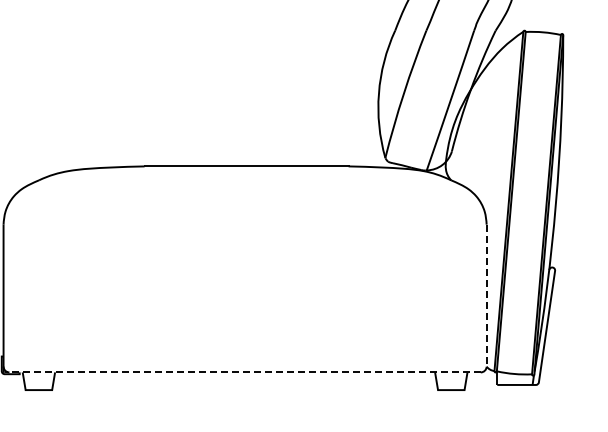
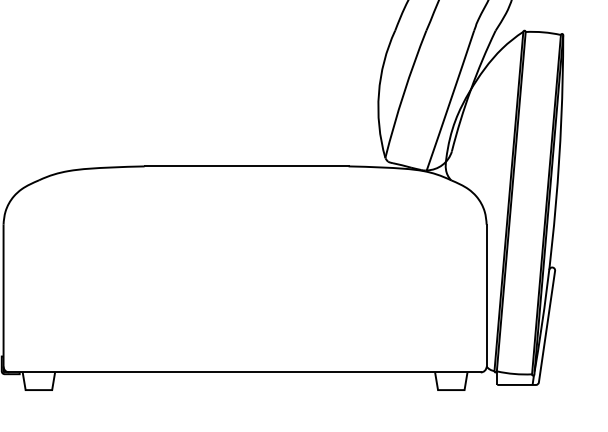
line: dashed -> solid (486, 296)
line: dashed -> solid (242, 372)
